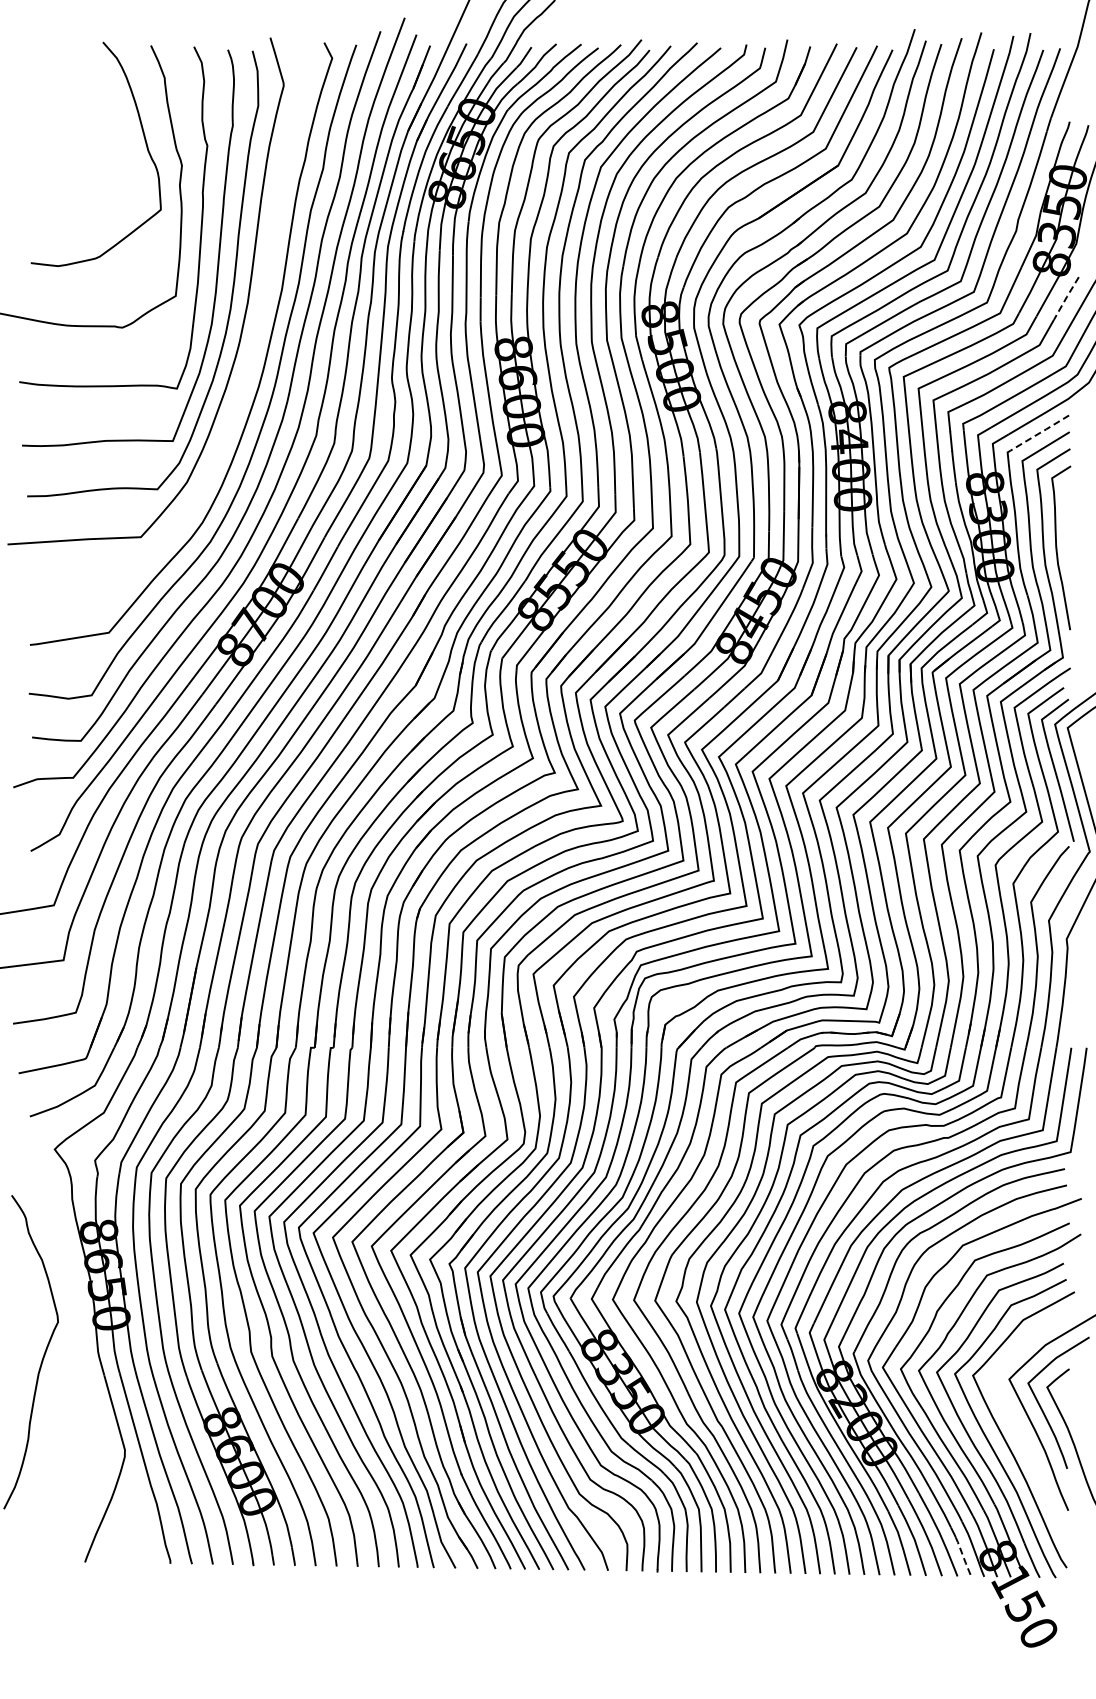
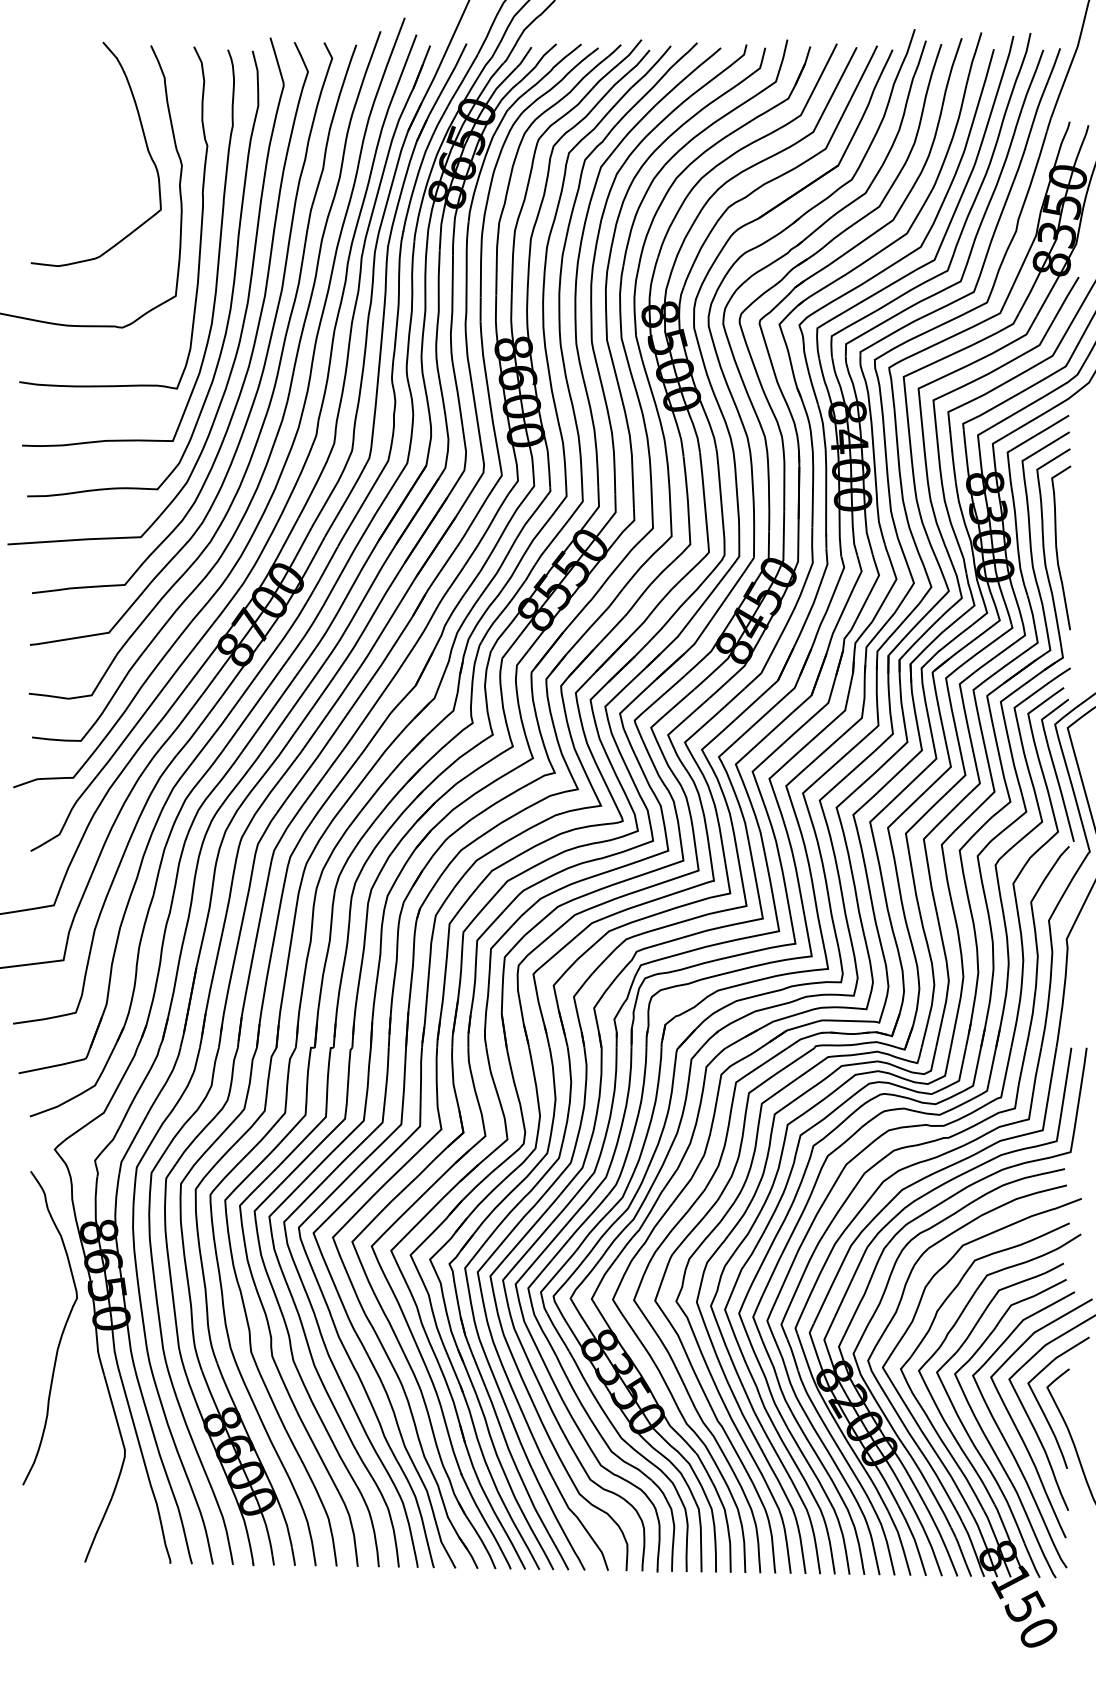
line: dashed -> solid (1066, 298)
curve: none -> present (255, 333)
line: dashed -> solid (1039, 433)
curve position: (42, 1357) -> (61, 1333) (61, 1333)
curve: none -> present (1018, 1429)
line: dashed -> solid (963, 1557)
